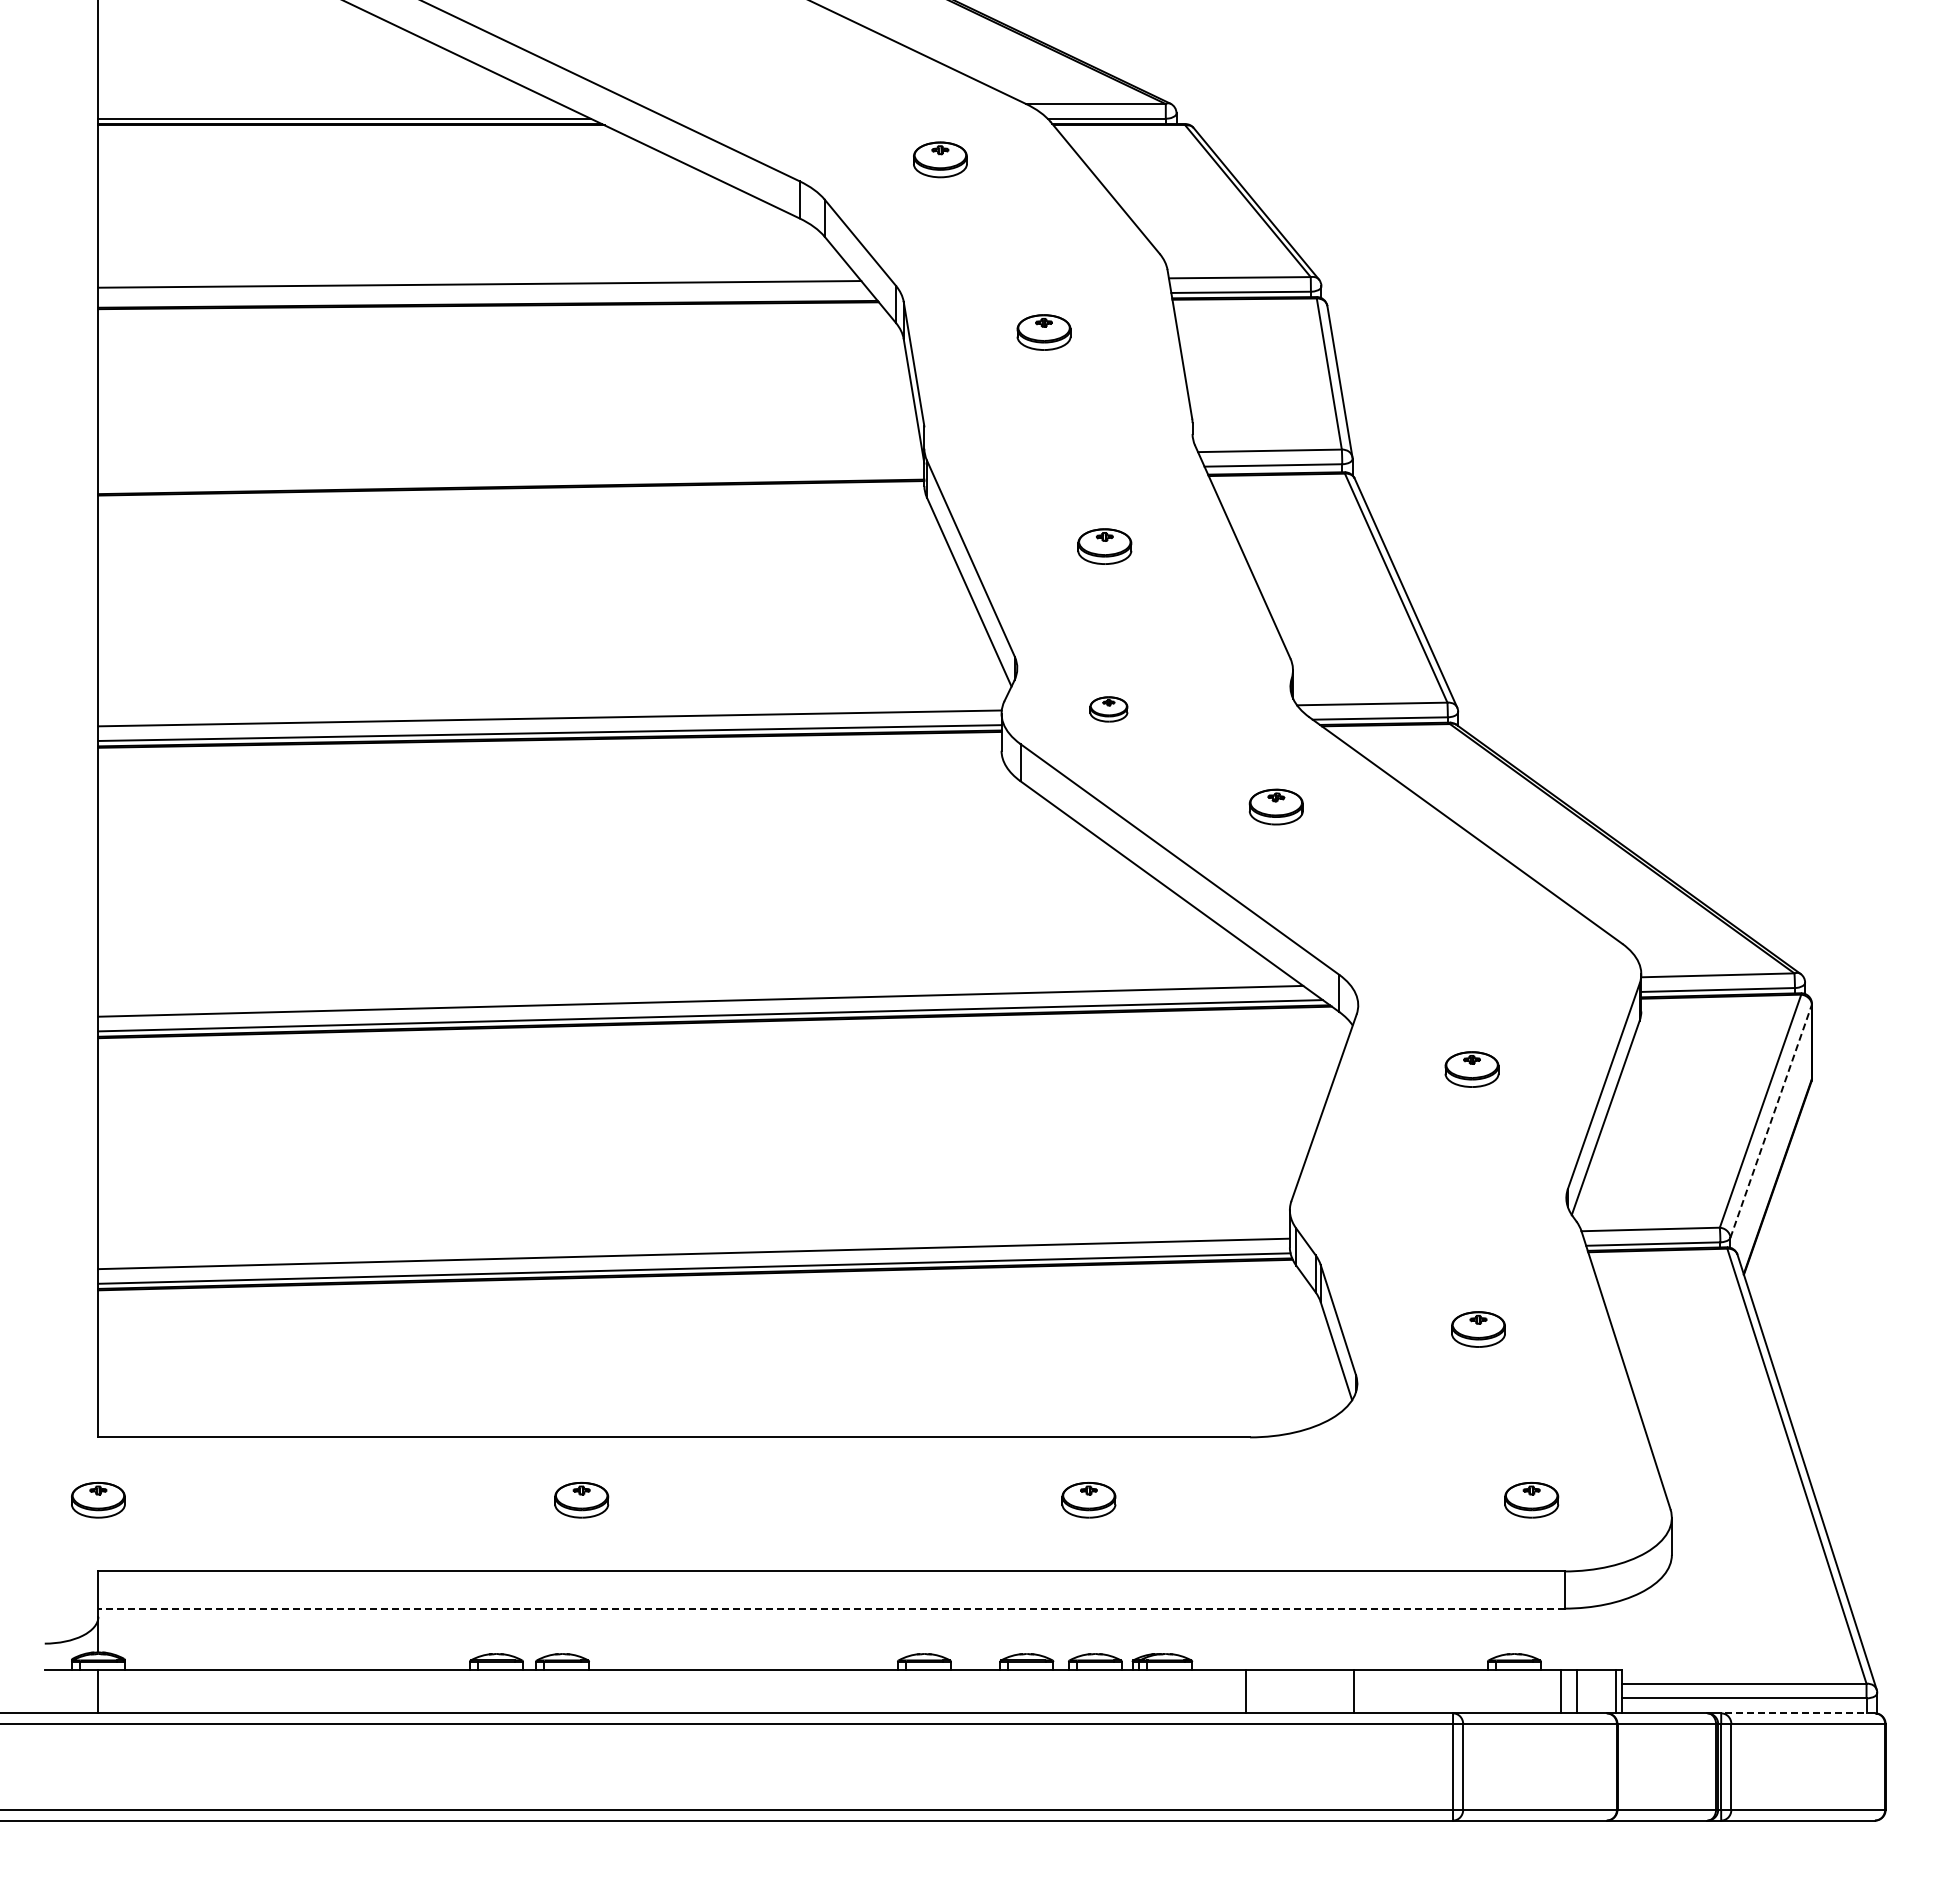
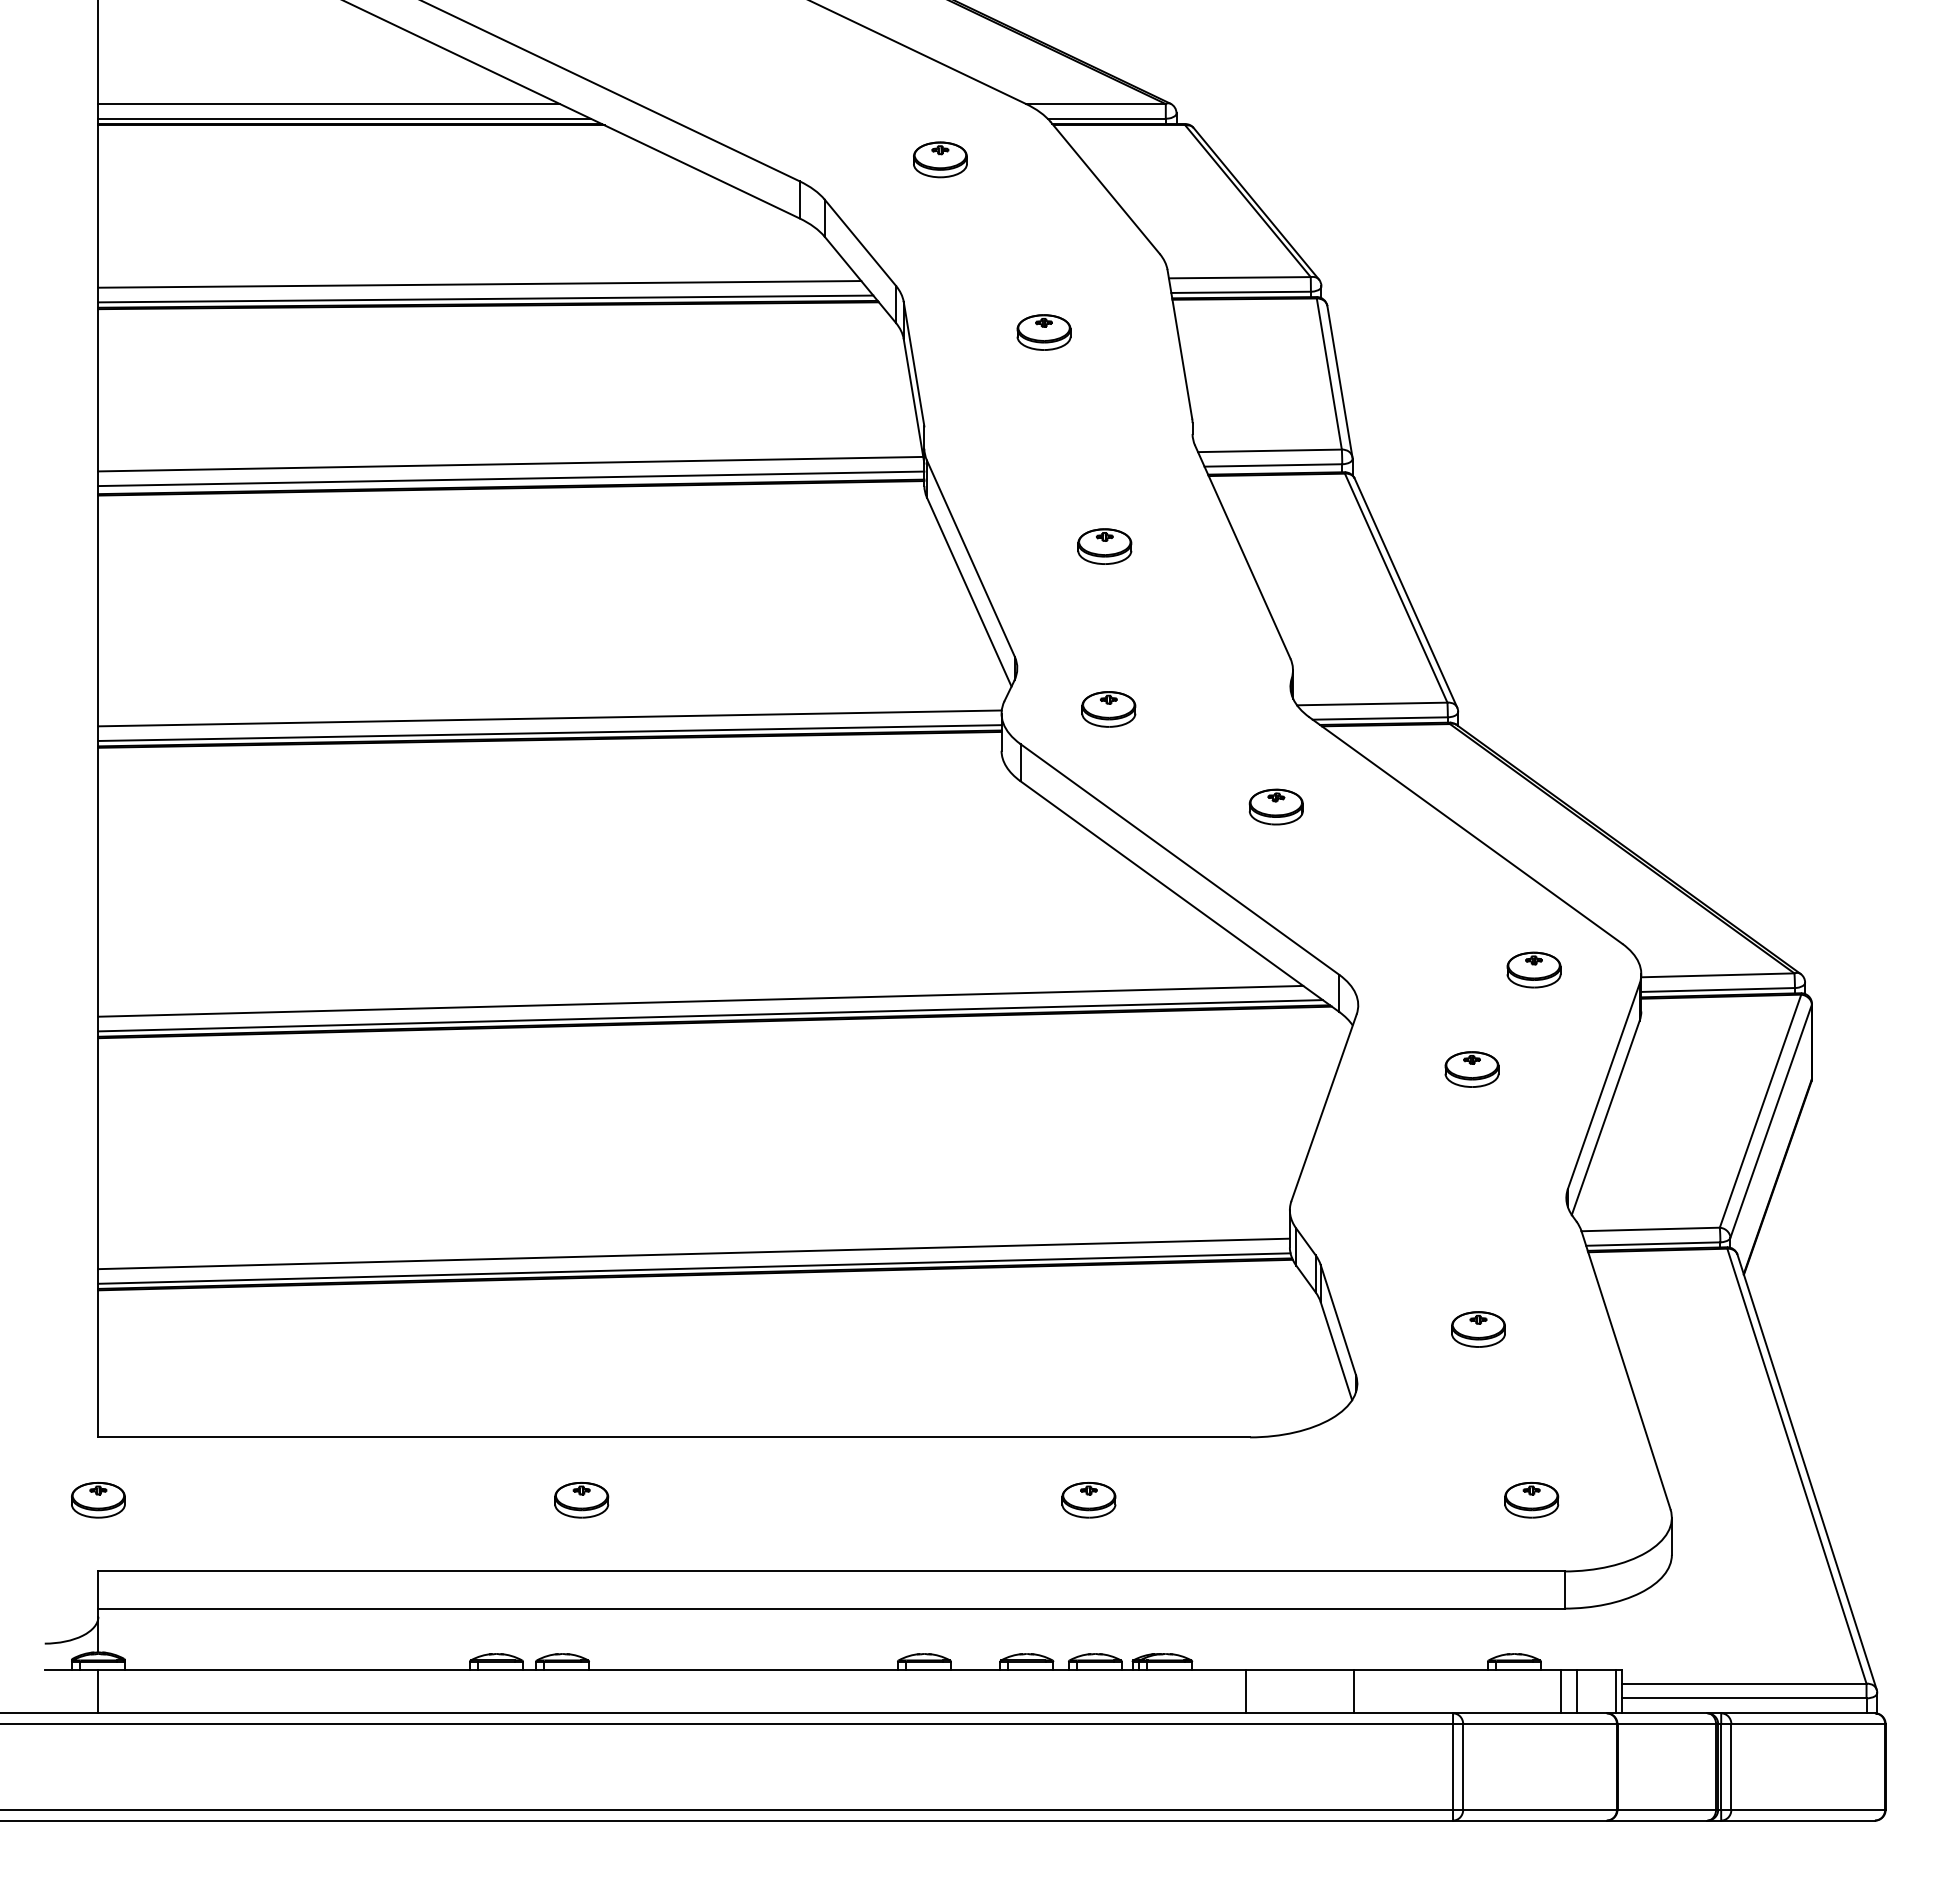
line: none -> present (328, 104)
line: none -> present (485, 298)
line: none -> present (510, 463)
line: none -> present (511, 478)
part size: 40x27 px -> 56x37 px (1108, 709)
part: none -> present (1533, 969)
line: dashed -> solid (1771, 1120)
line: dashed -> solid (831, 1608)
line: dashed -> solid (1798, 1713)
